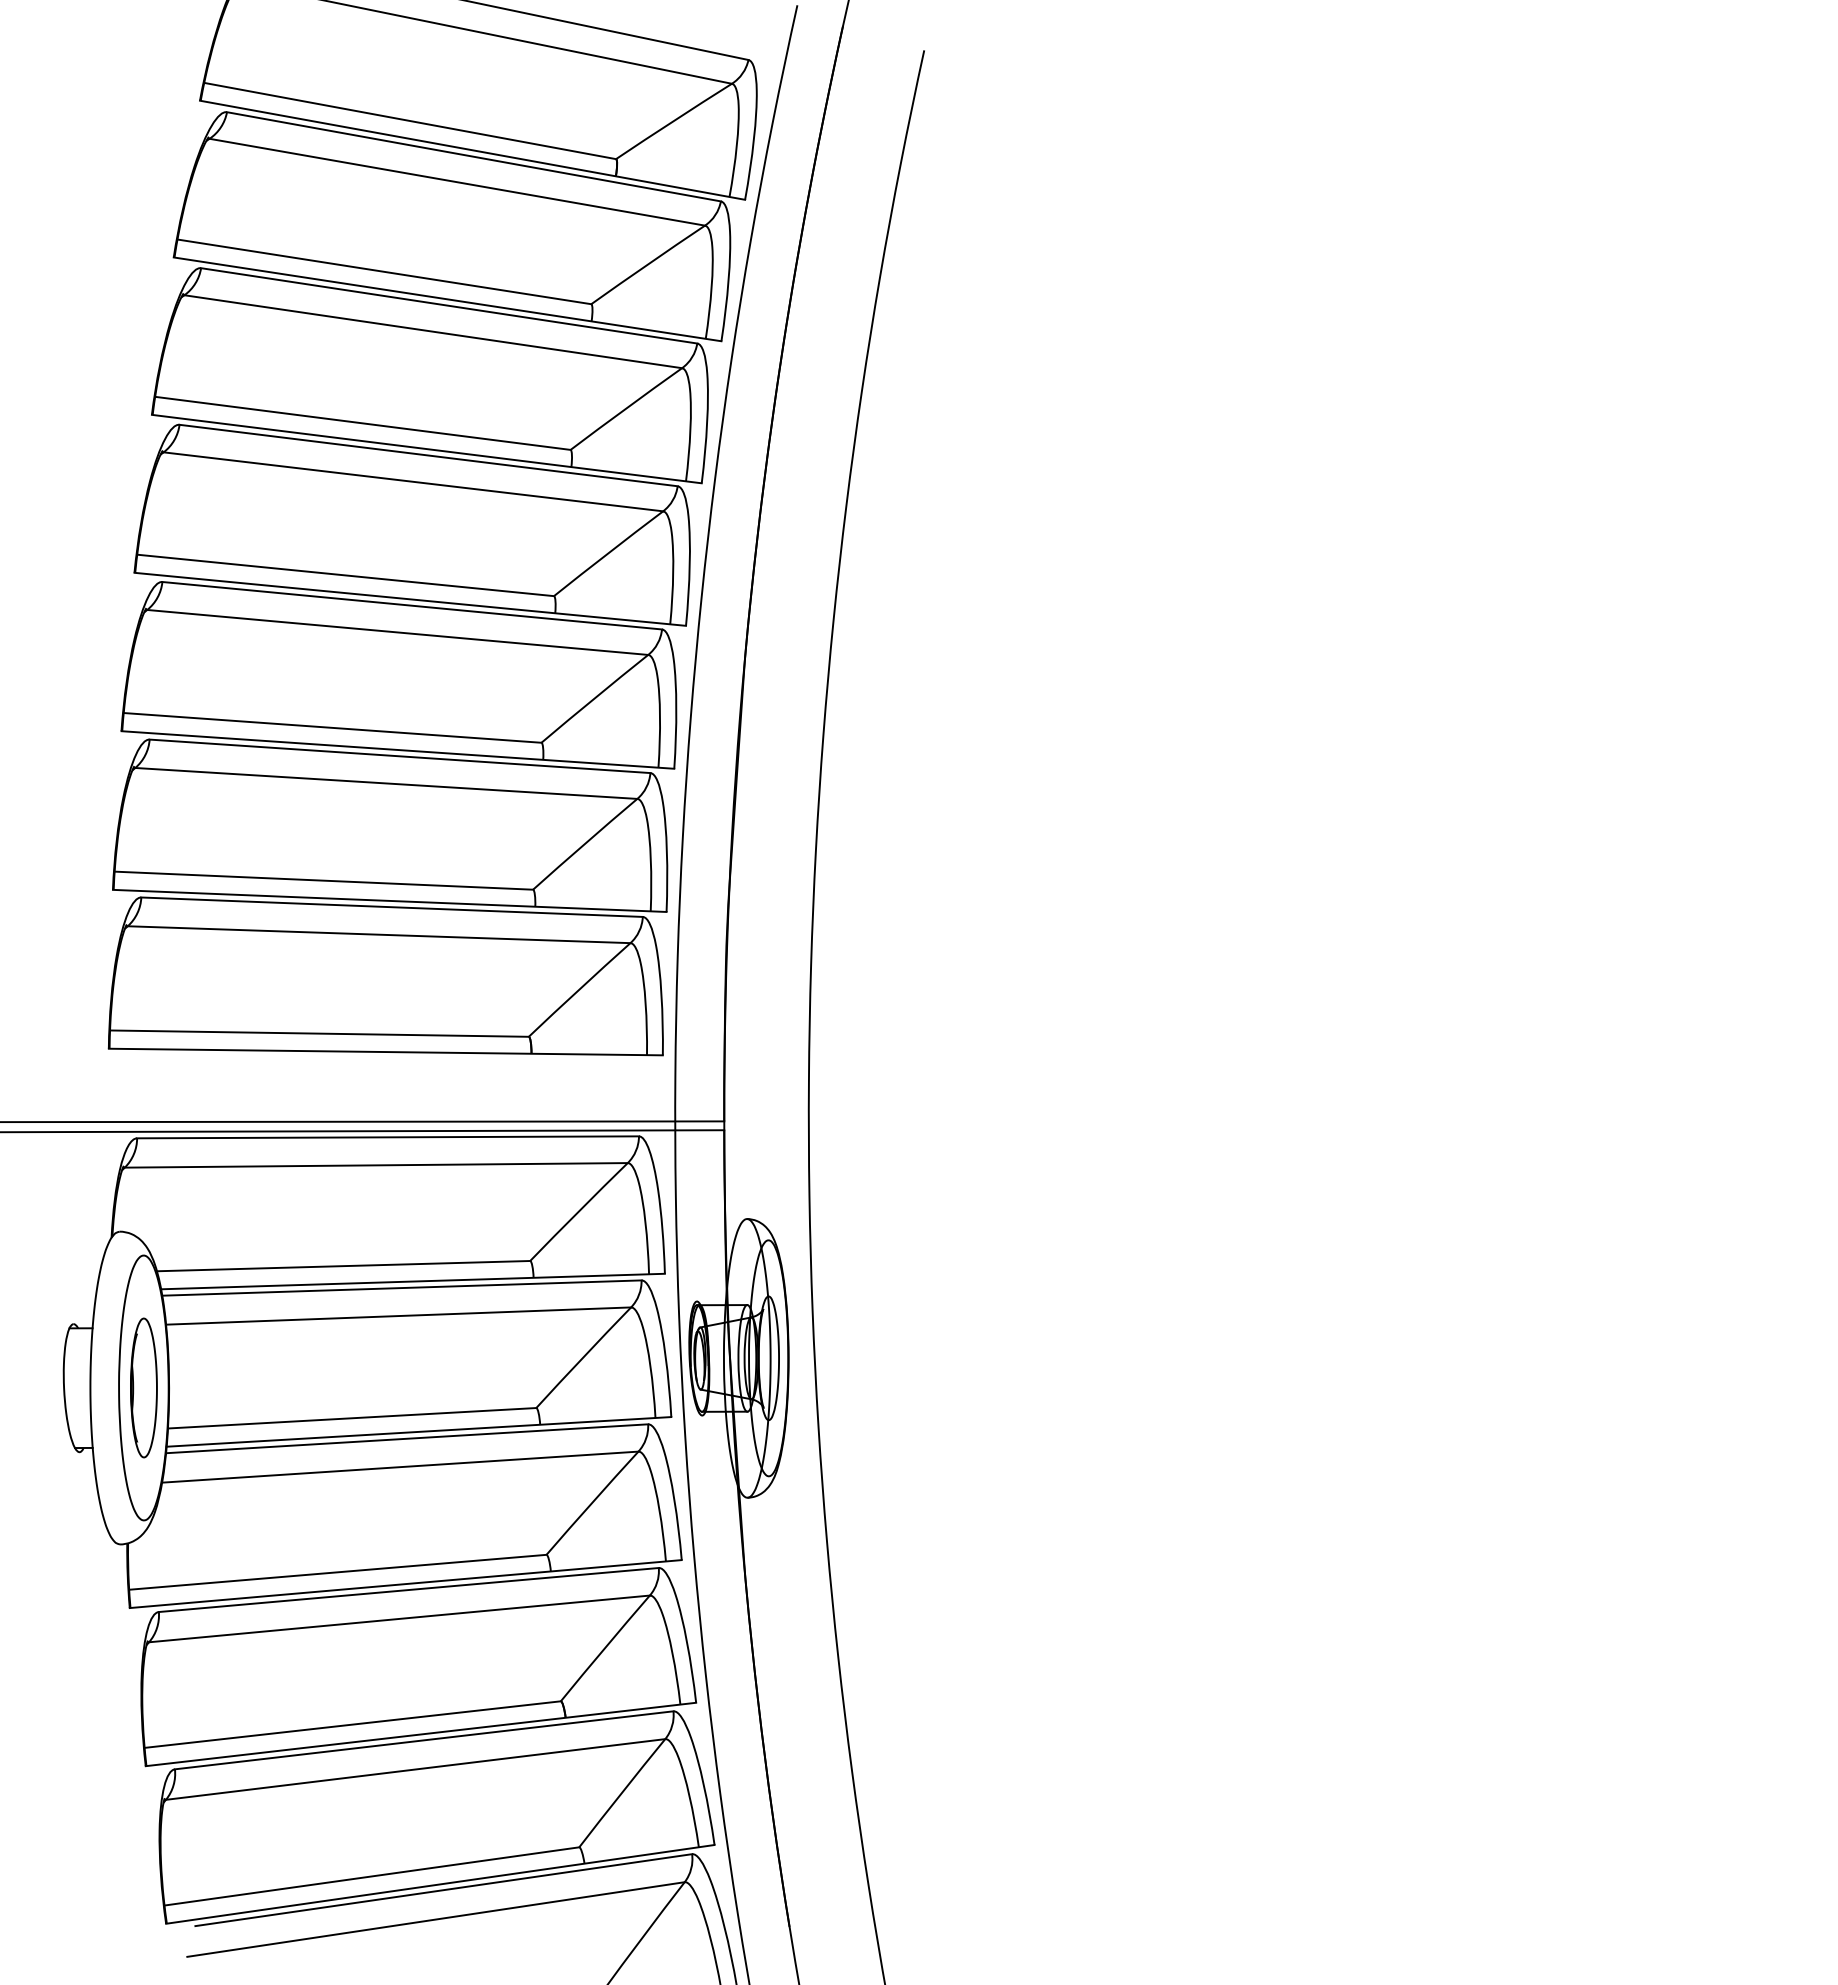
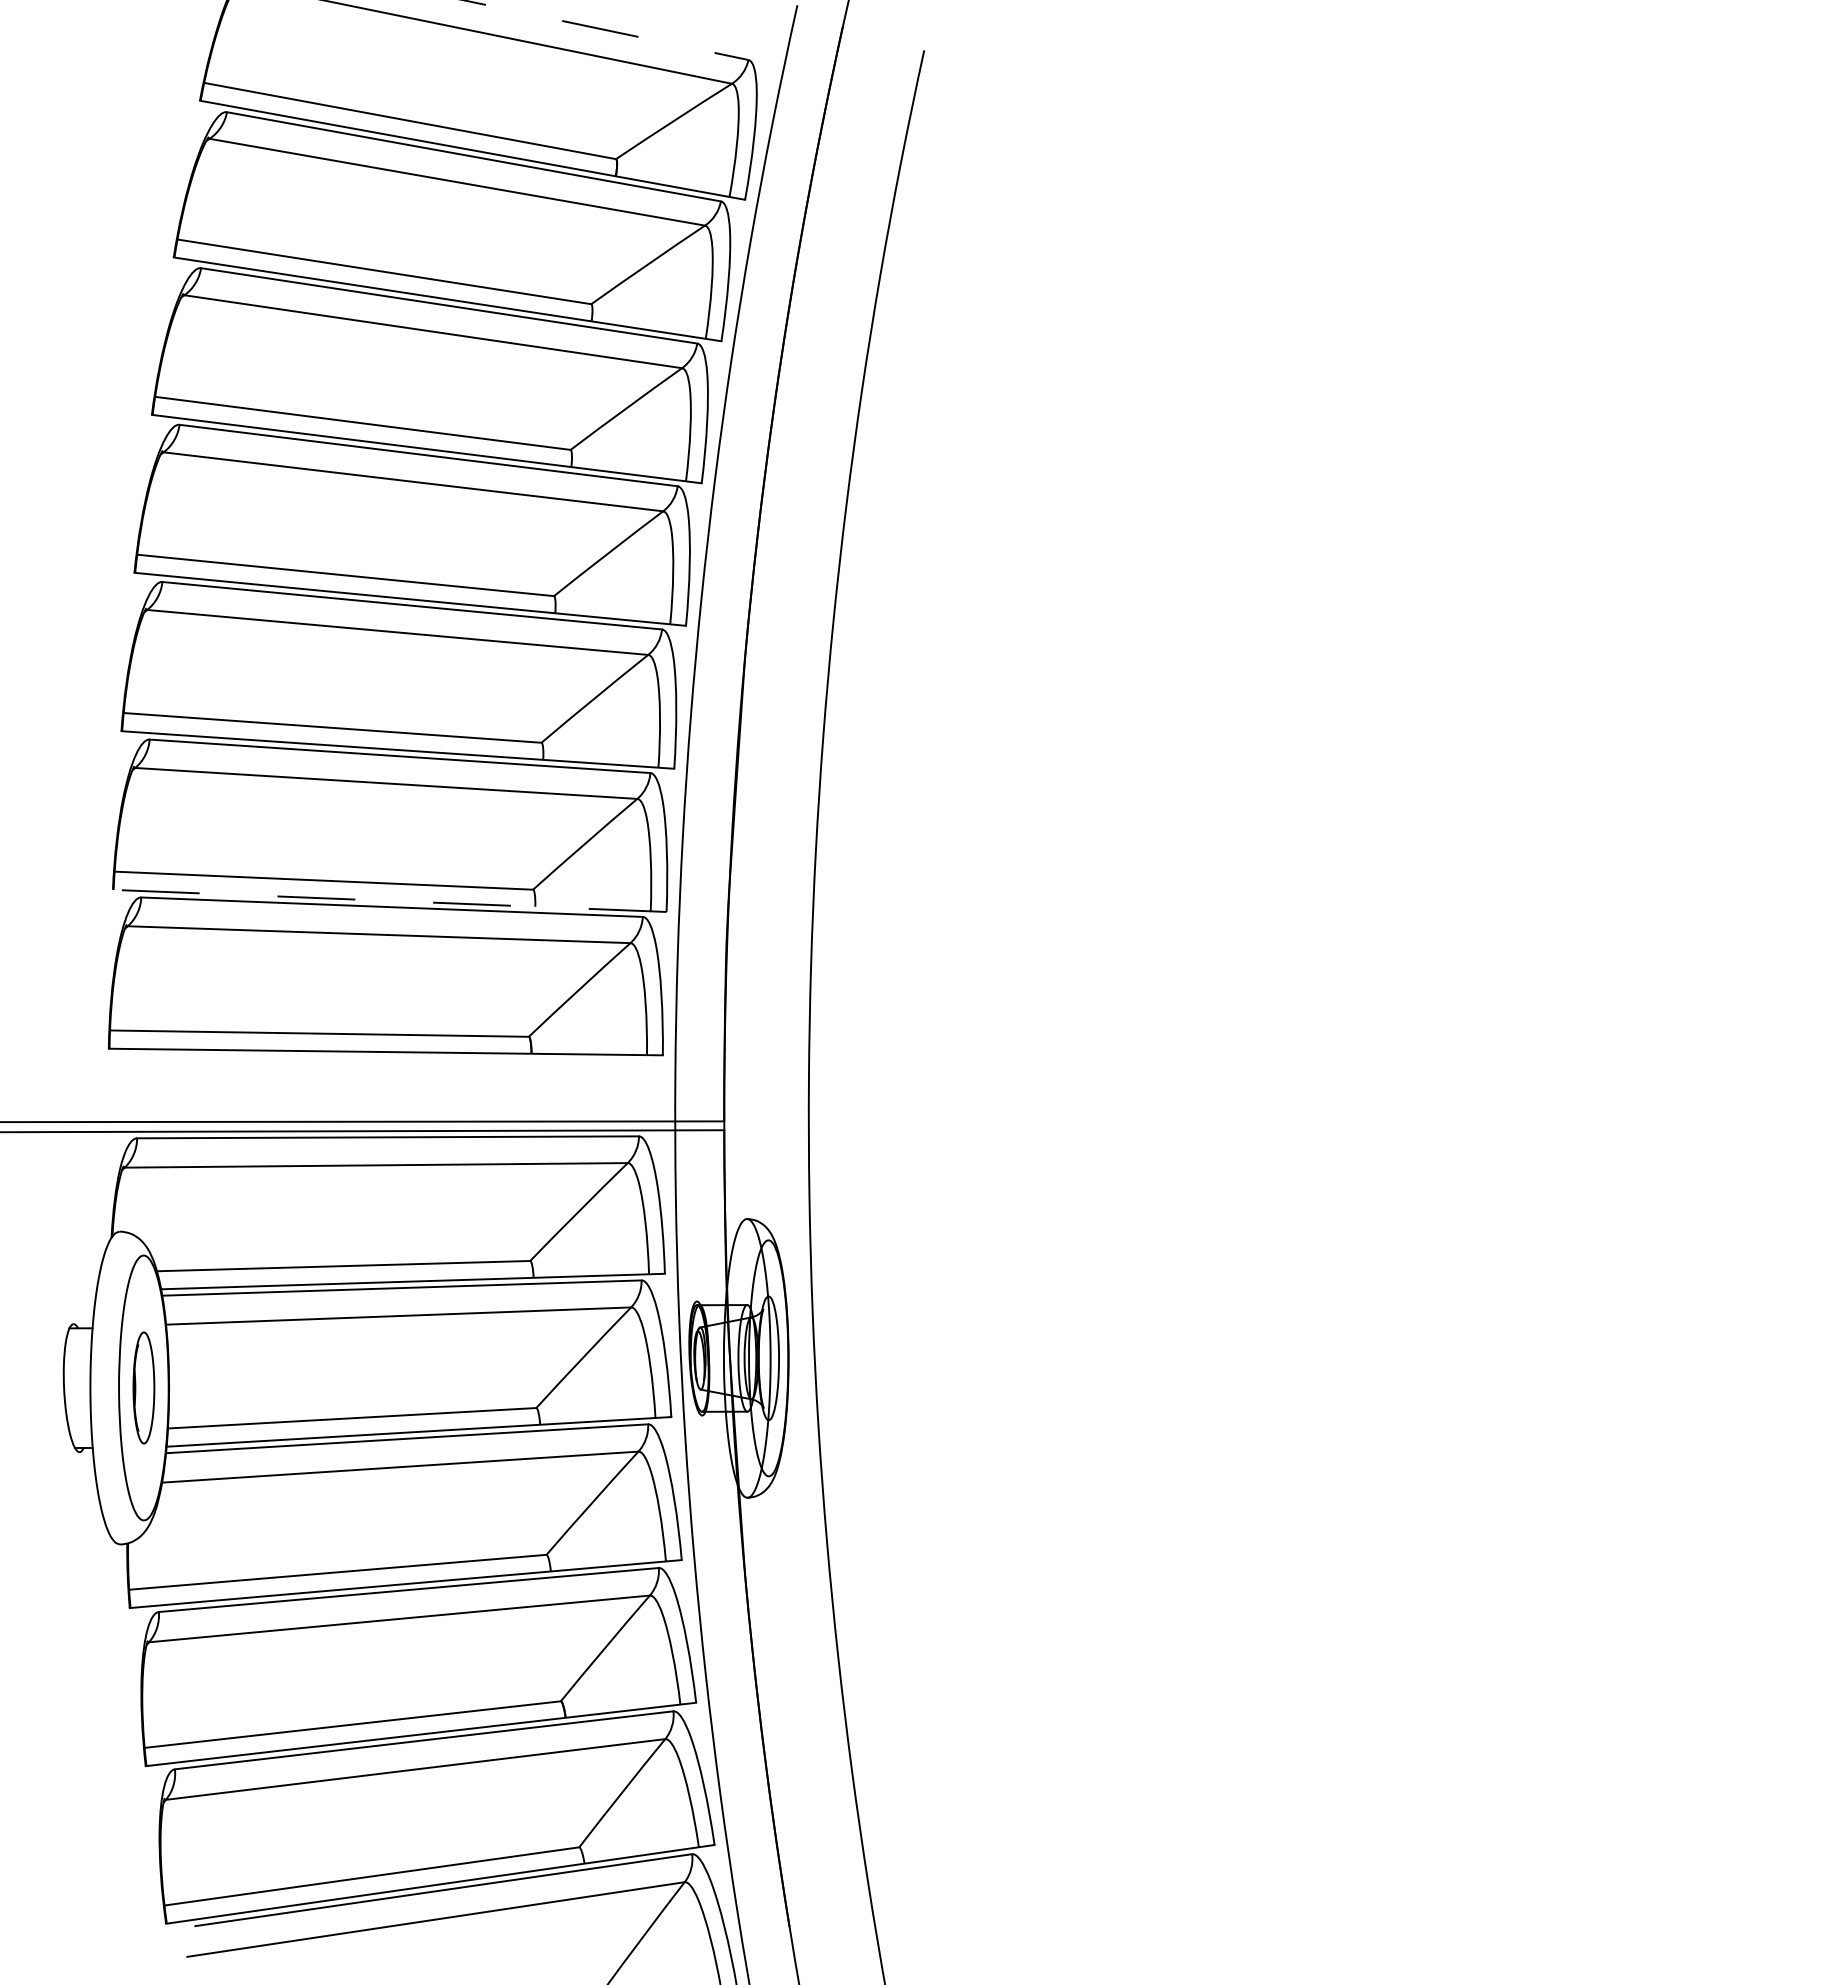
line: solid -> dashed (605, 30)
line: solid -> dashed (389, 900)
part size: 28x142 px -> 24x114 px (143, 1387)
